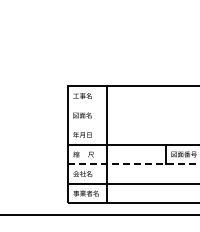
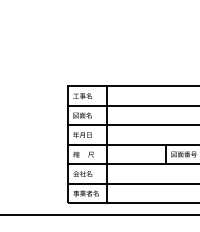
line: none -> present (132, 105)
line: none -> present (132, 125)
line: dashed -> solid (134, 164)
